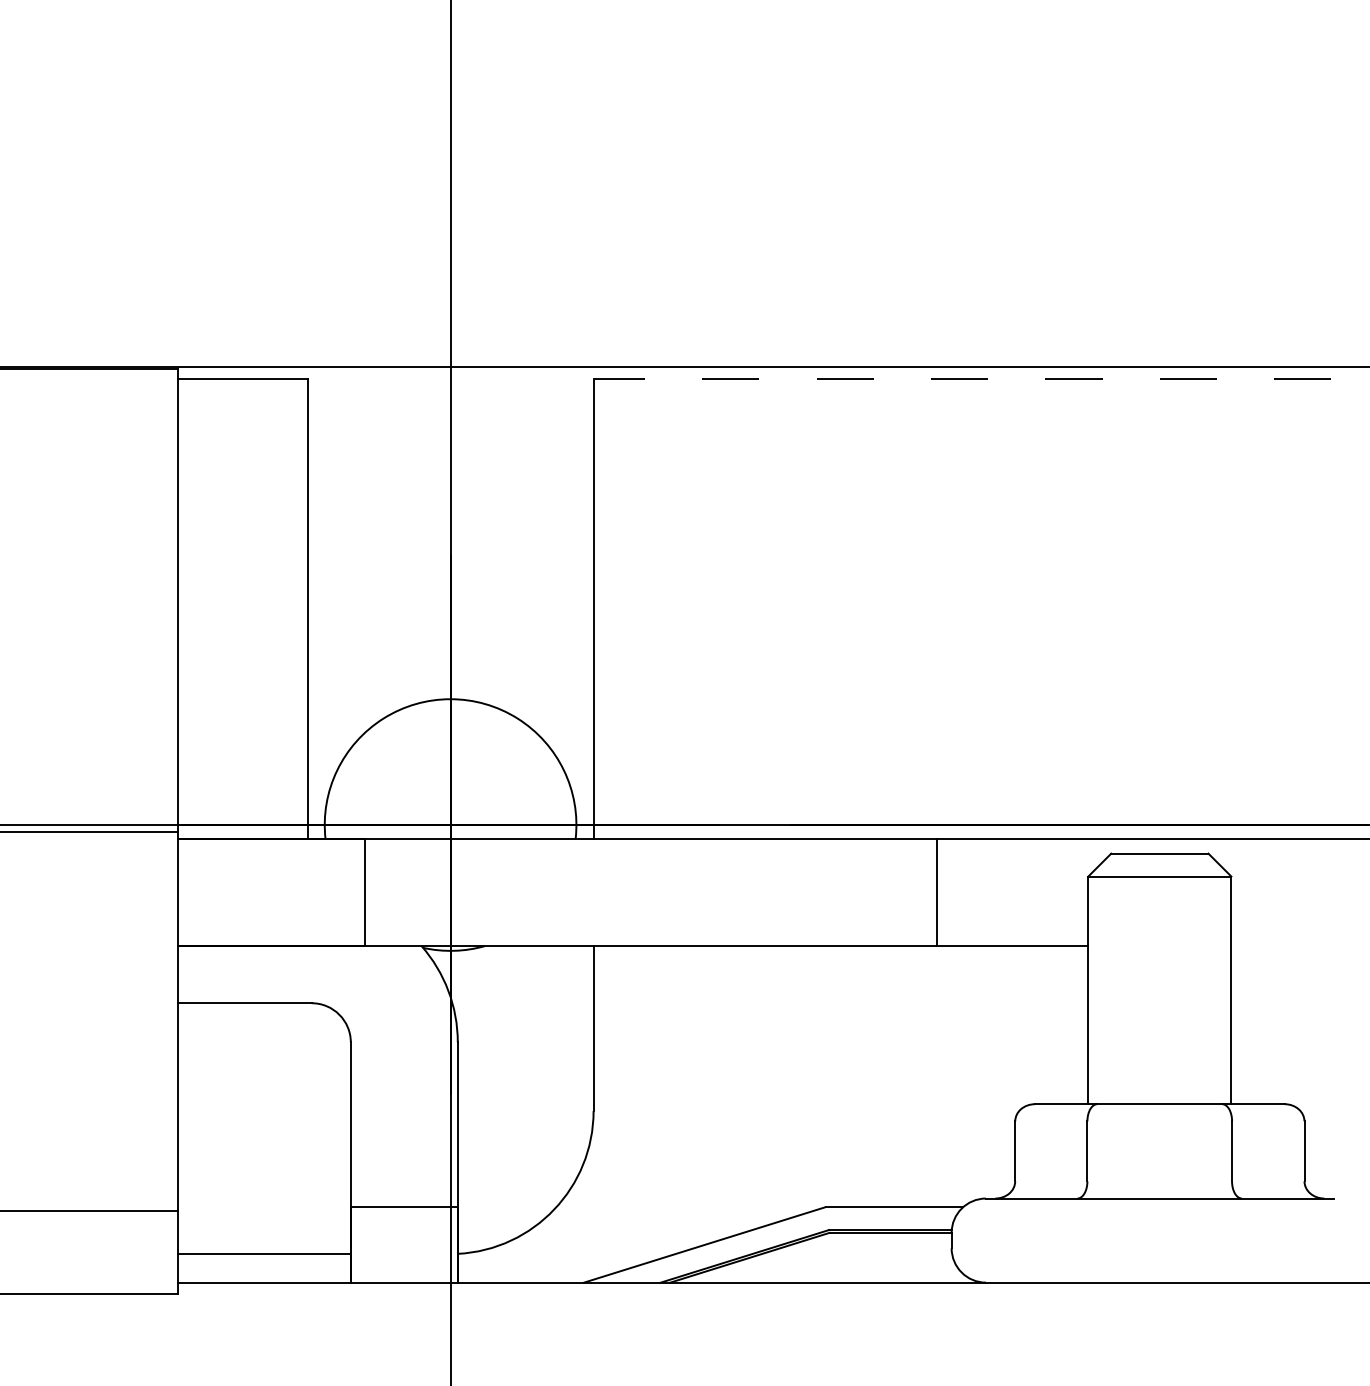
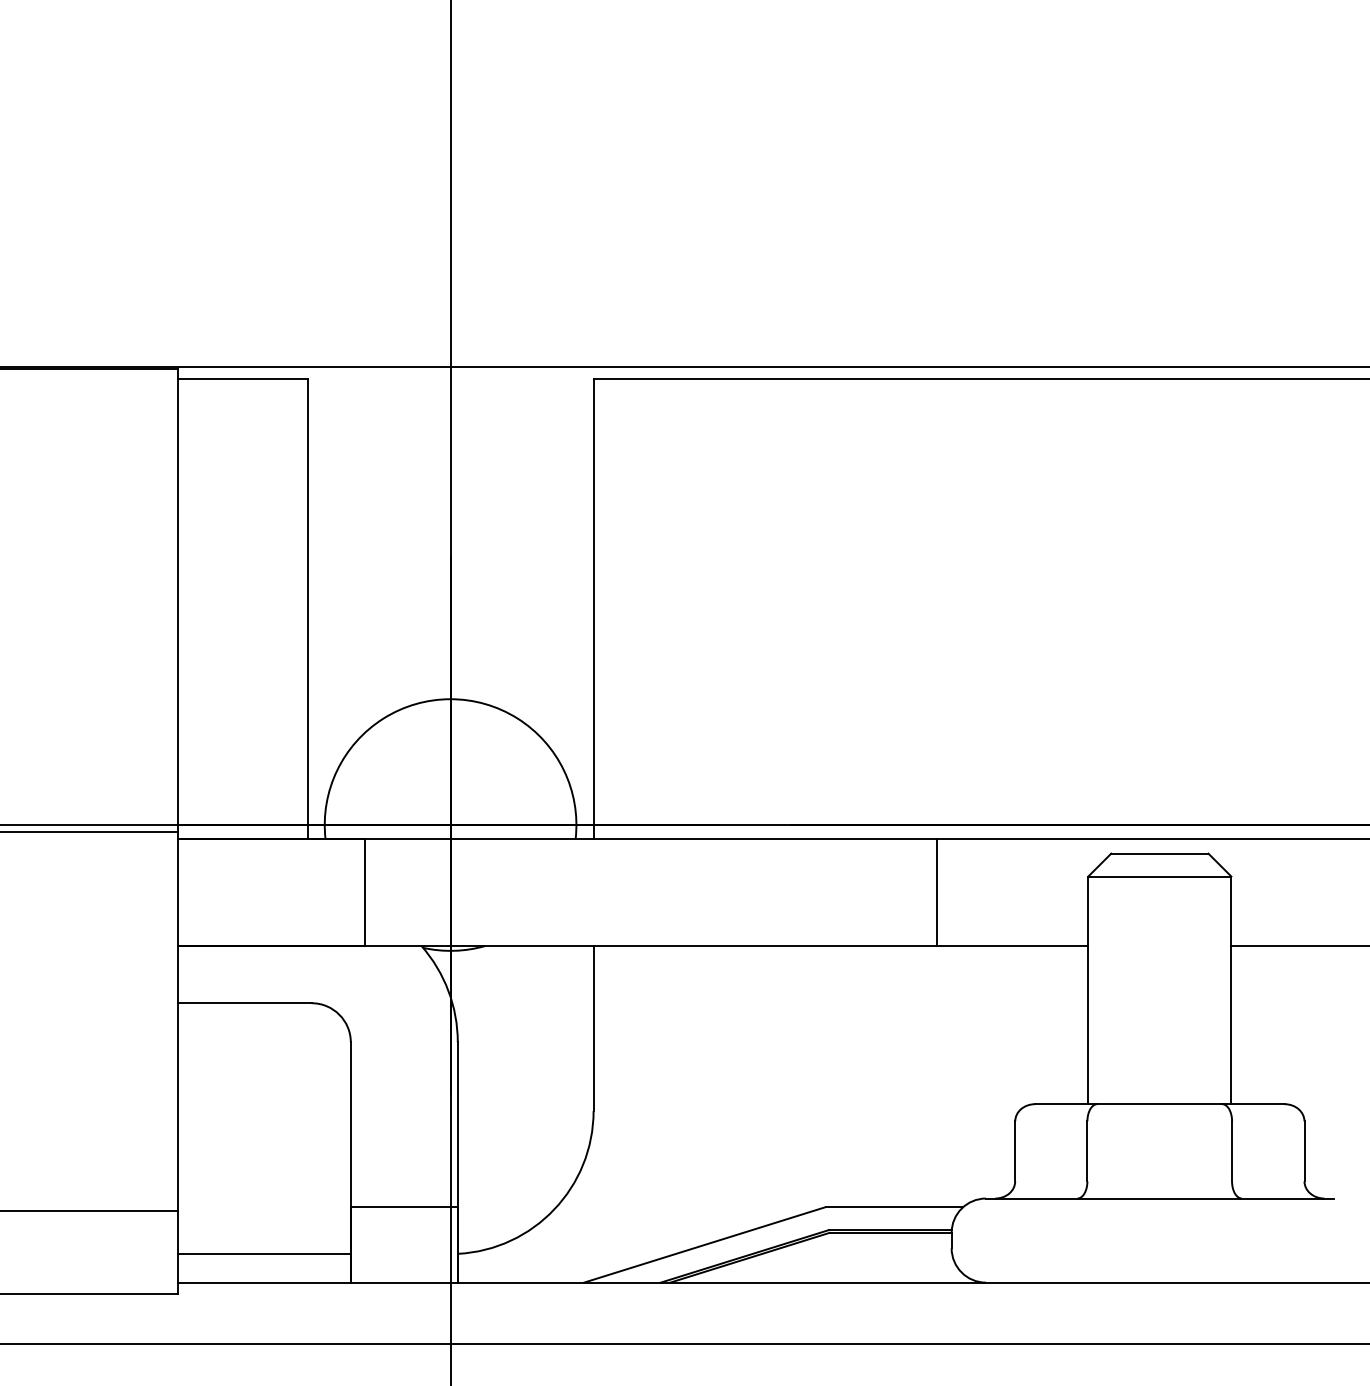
line: dashed -> solid (981, 378)
line: none -> present (1298, 946)
line: none -> present (684, 1344)
